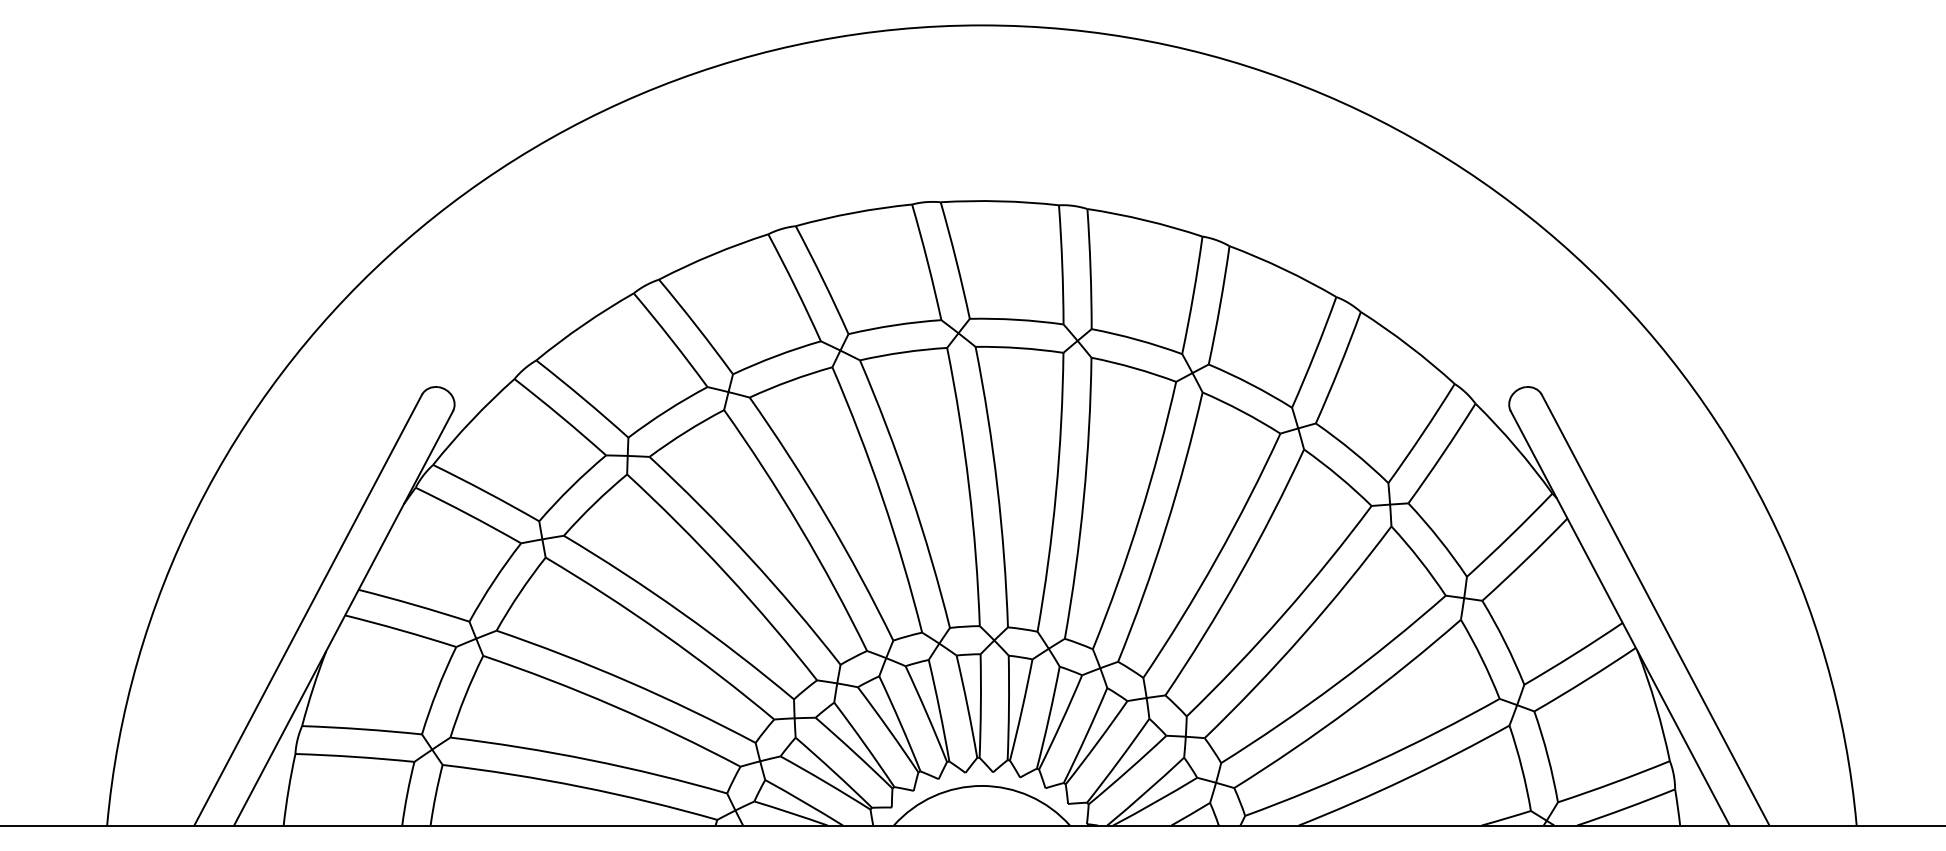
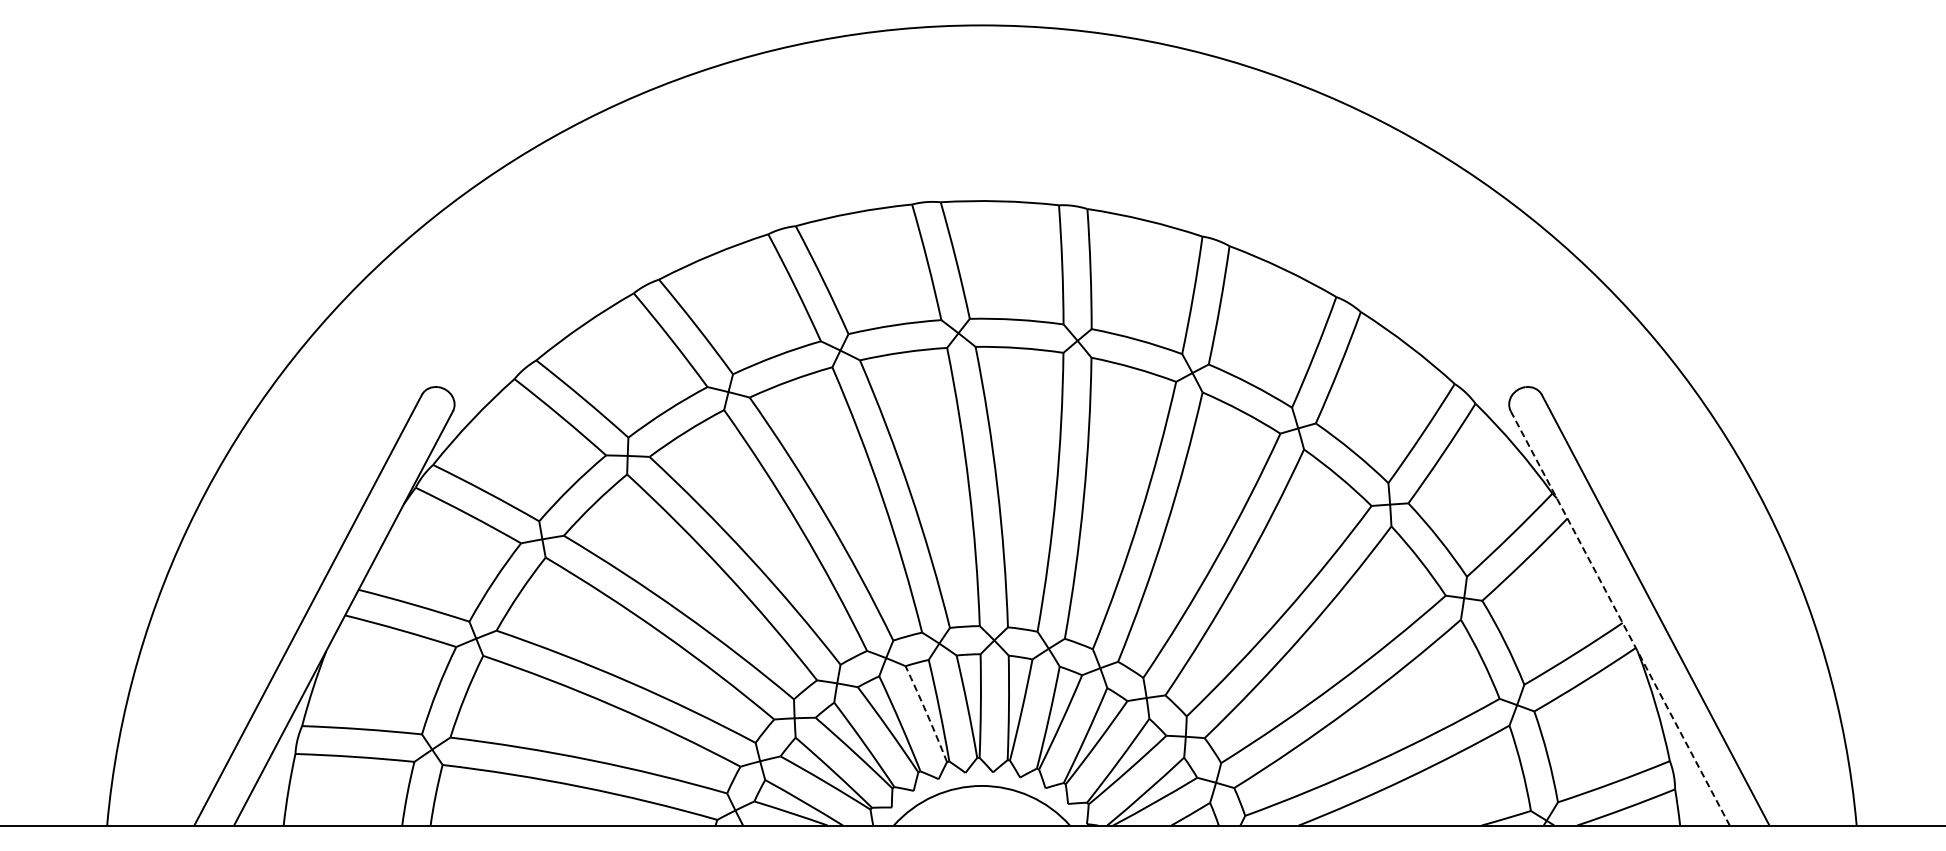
line: solid -> dashed (1620, 618)
arc: solid -> dashed (927, 713)
